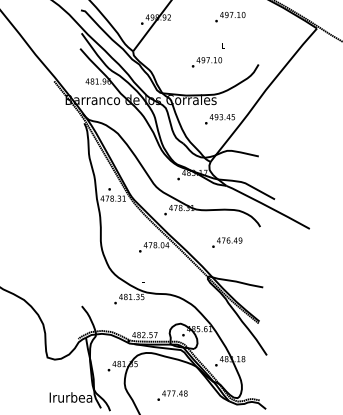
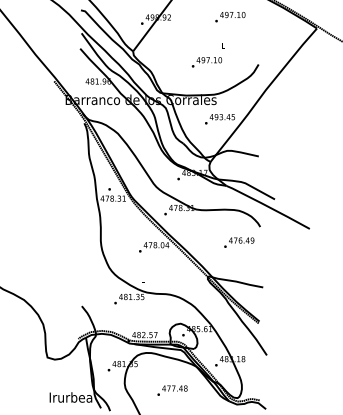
text position: (227, 242) -> (239, 242) (239, 242)
text position: (172, 395) -> (172, 390) (172, 390)
